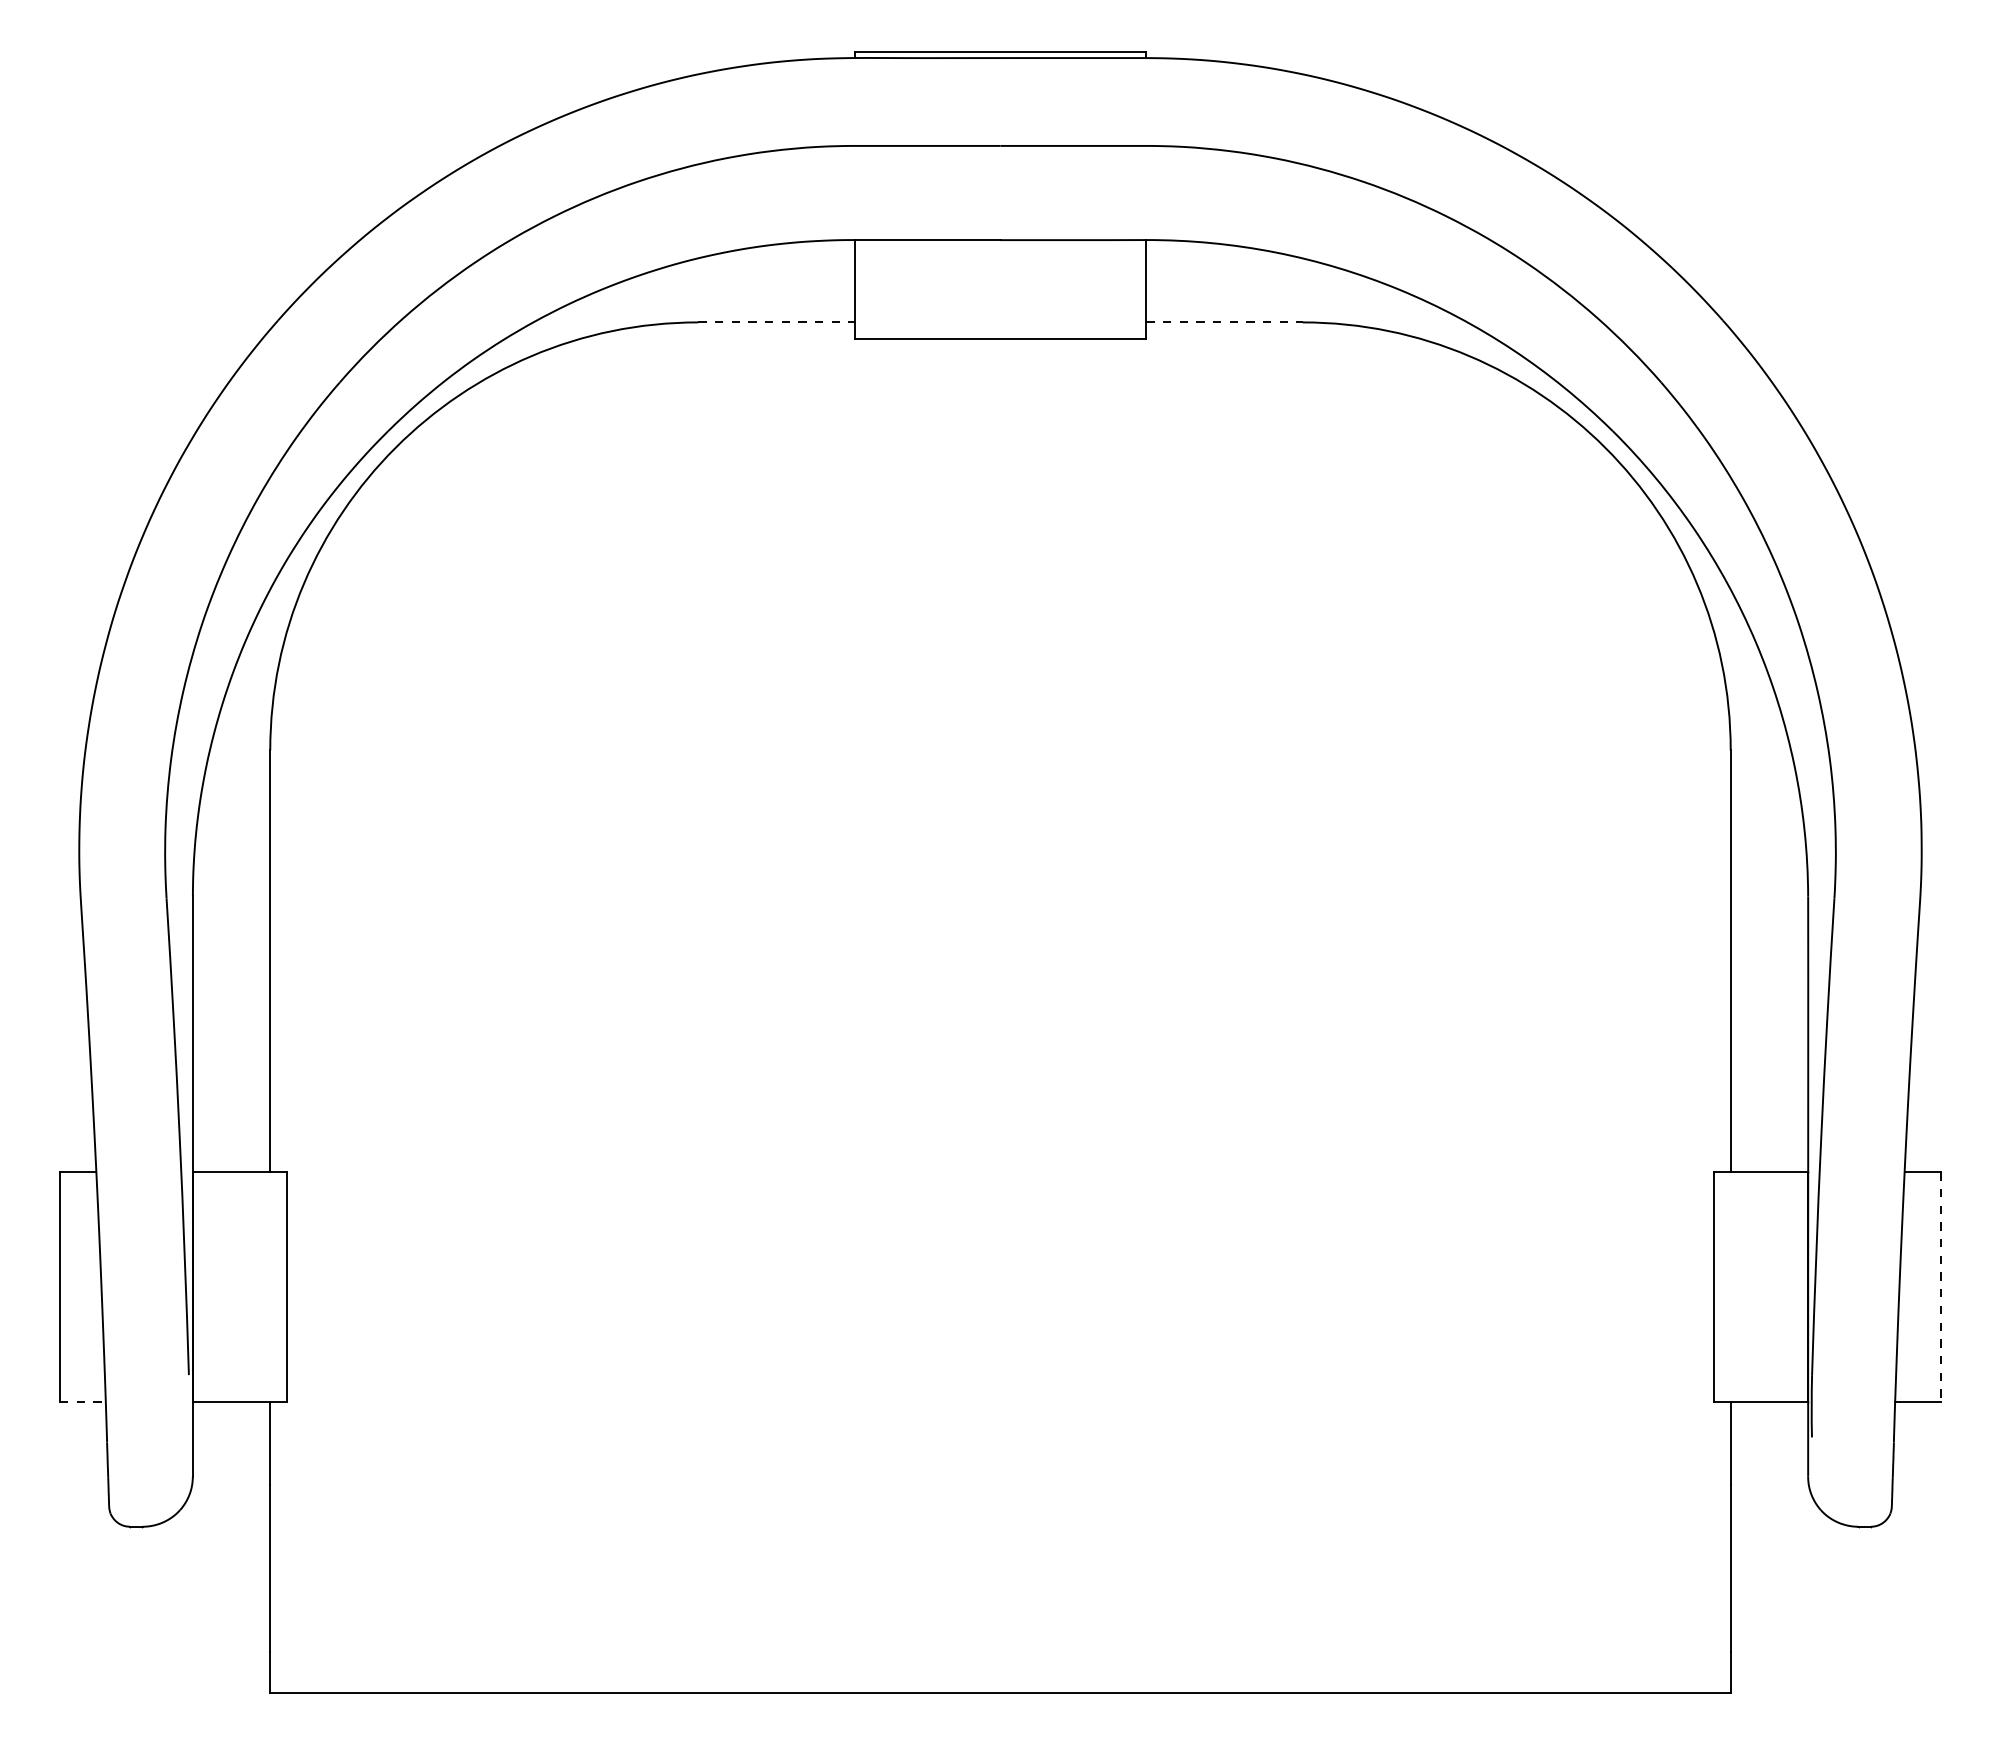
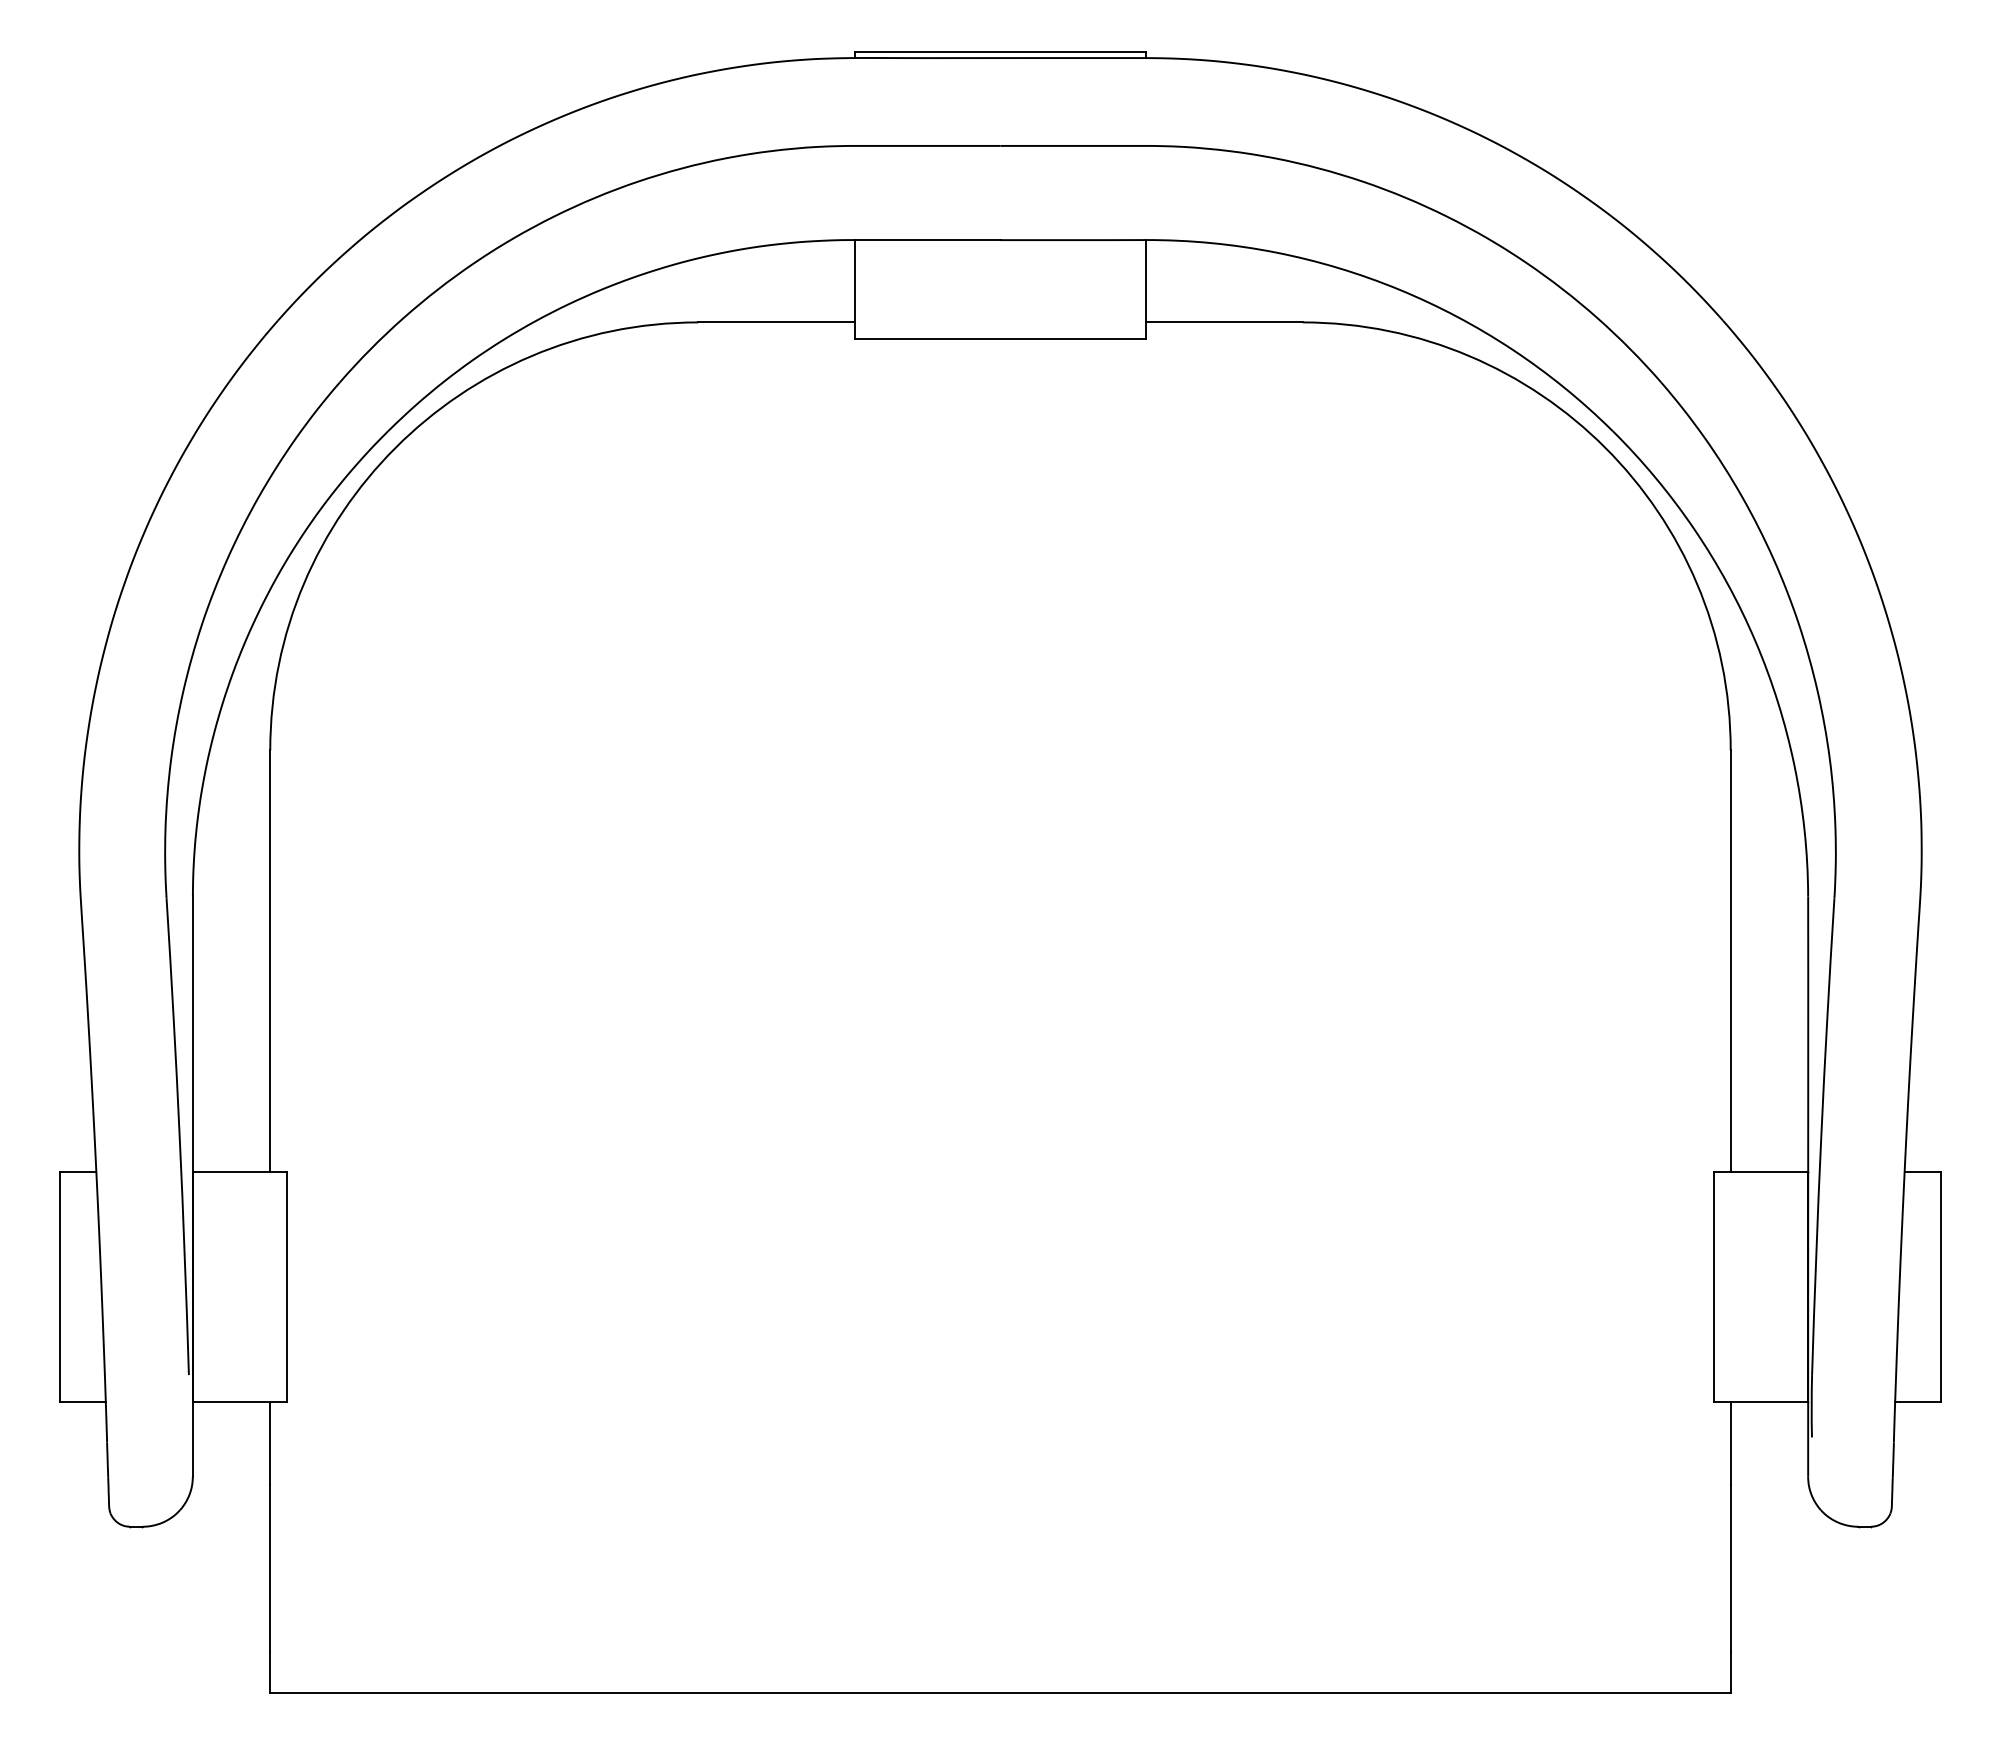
line: dashed -> solid (776, 322)
line: dashed -> solid (1225, 322)
line: dashed -> solid (1940, 1287)
line: dashed -> solid (82, 1401)
